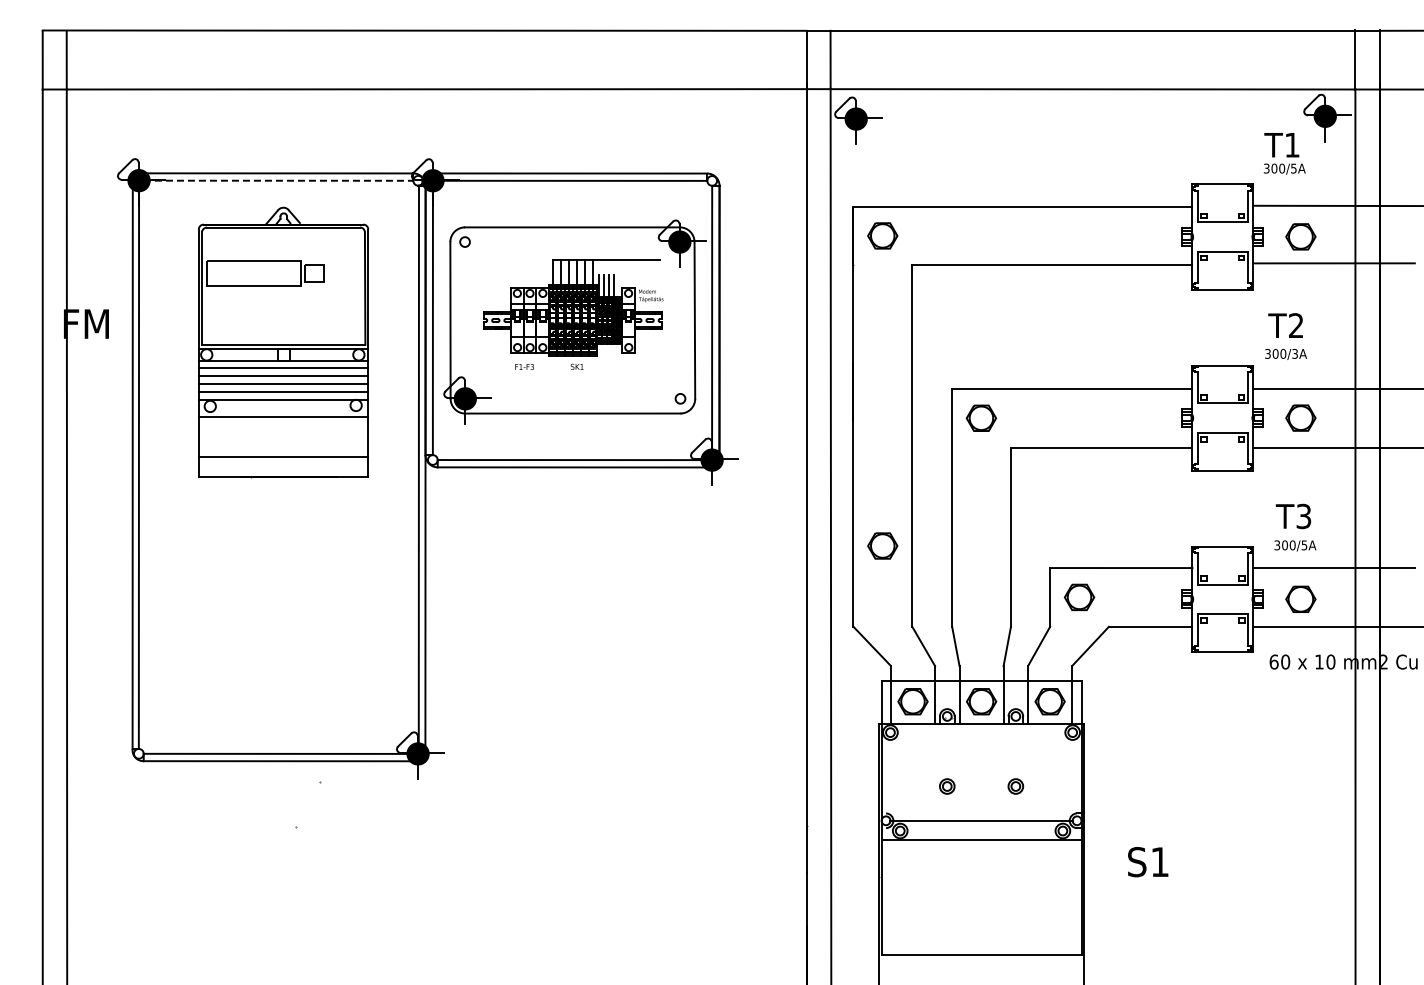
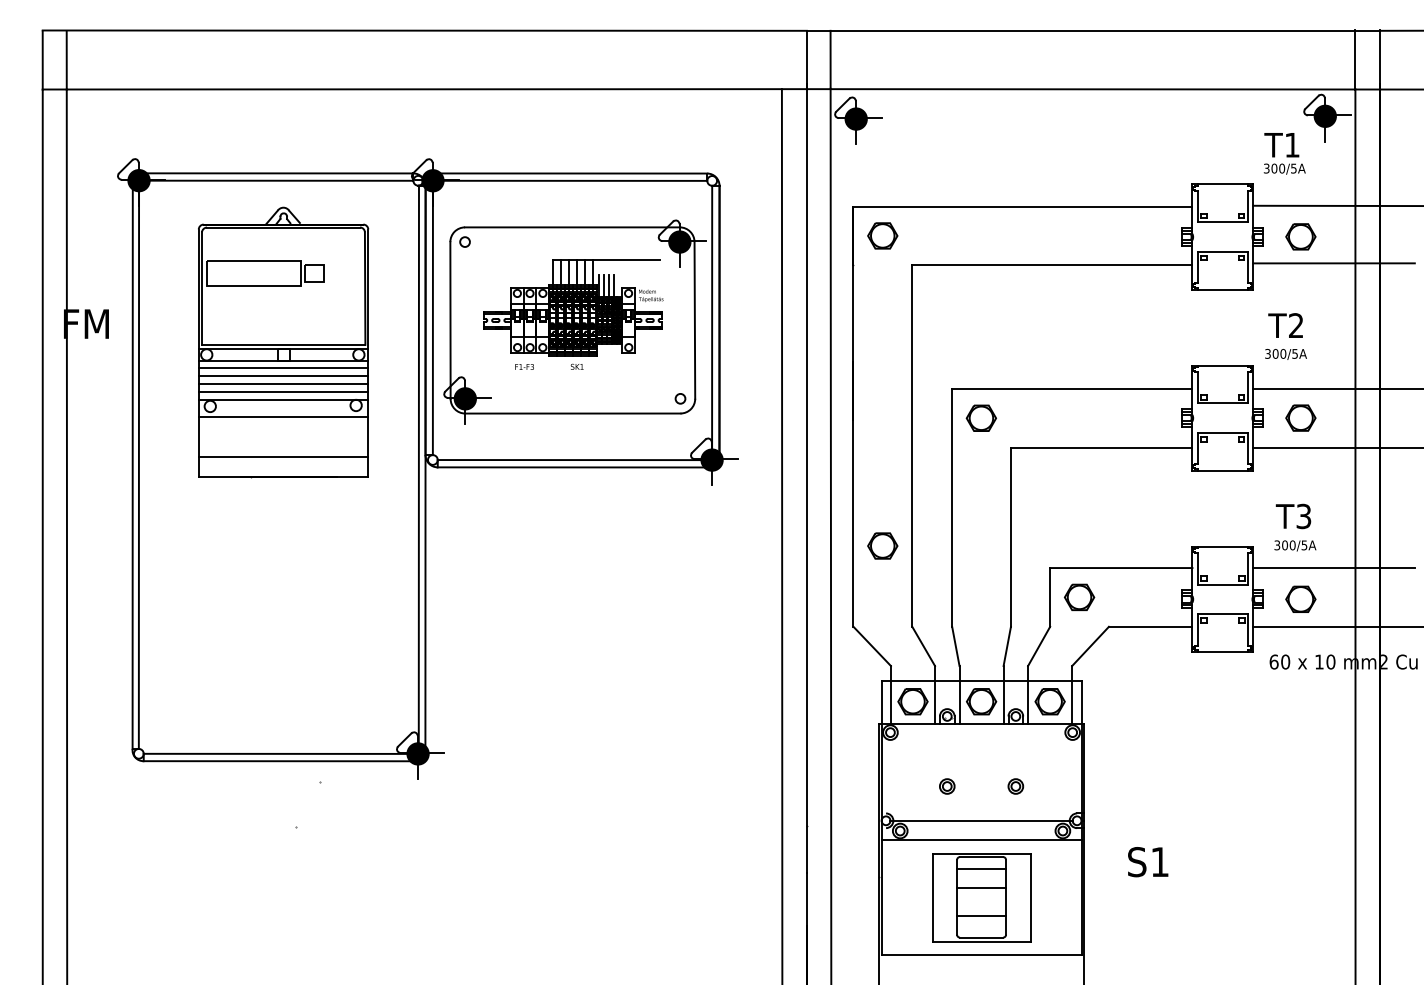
line: dashed -> solid (278, 180)
text: 300/3A -> 300/5A (1294, 353)
line: none -> present (781, 535)
part: none -> present (981, 897)
